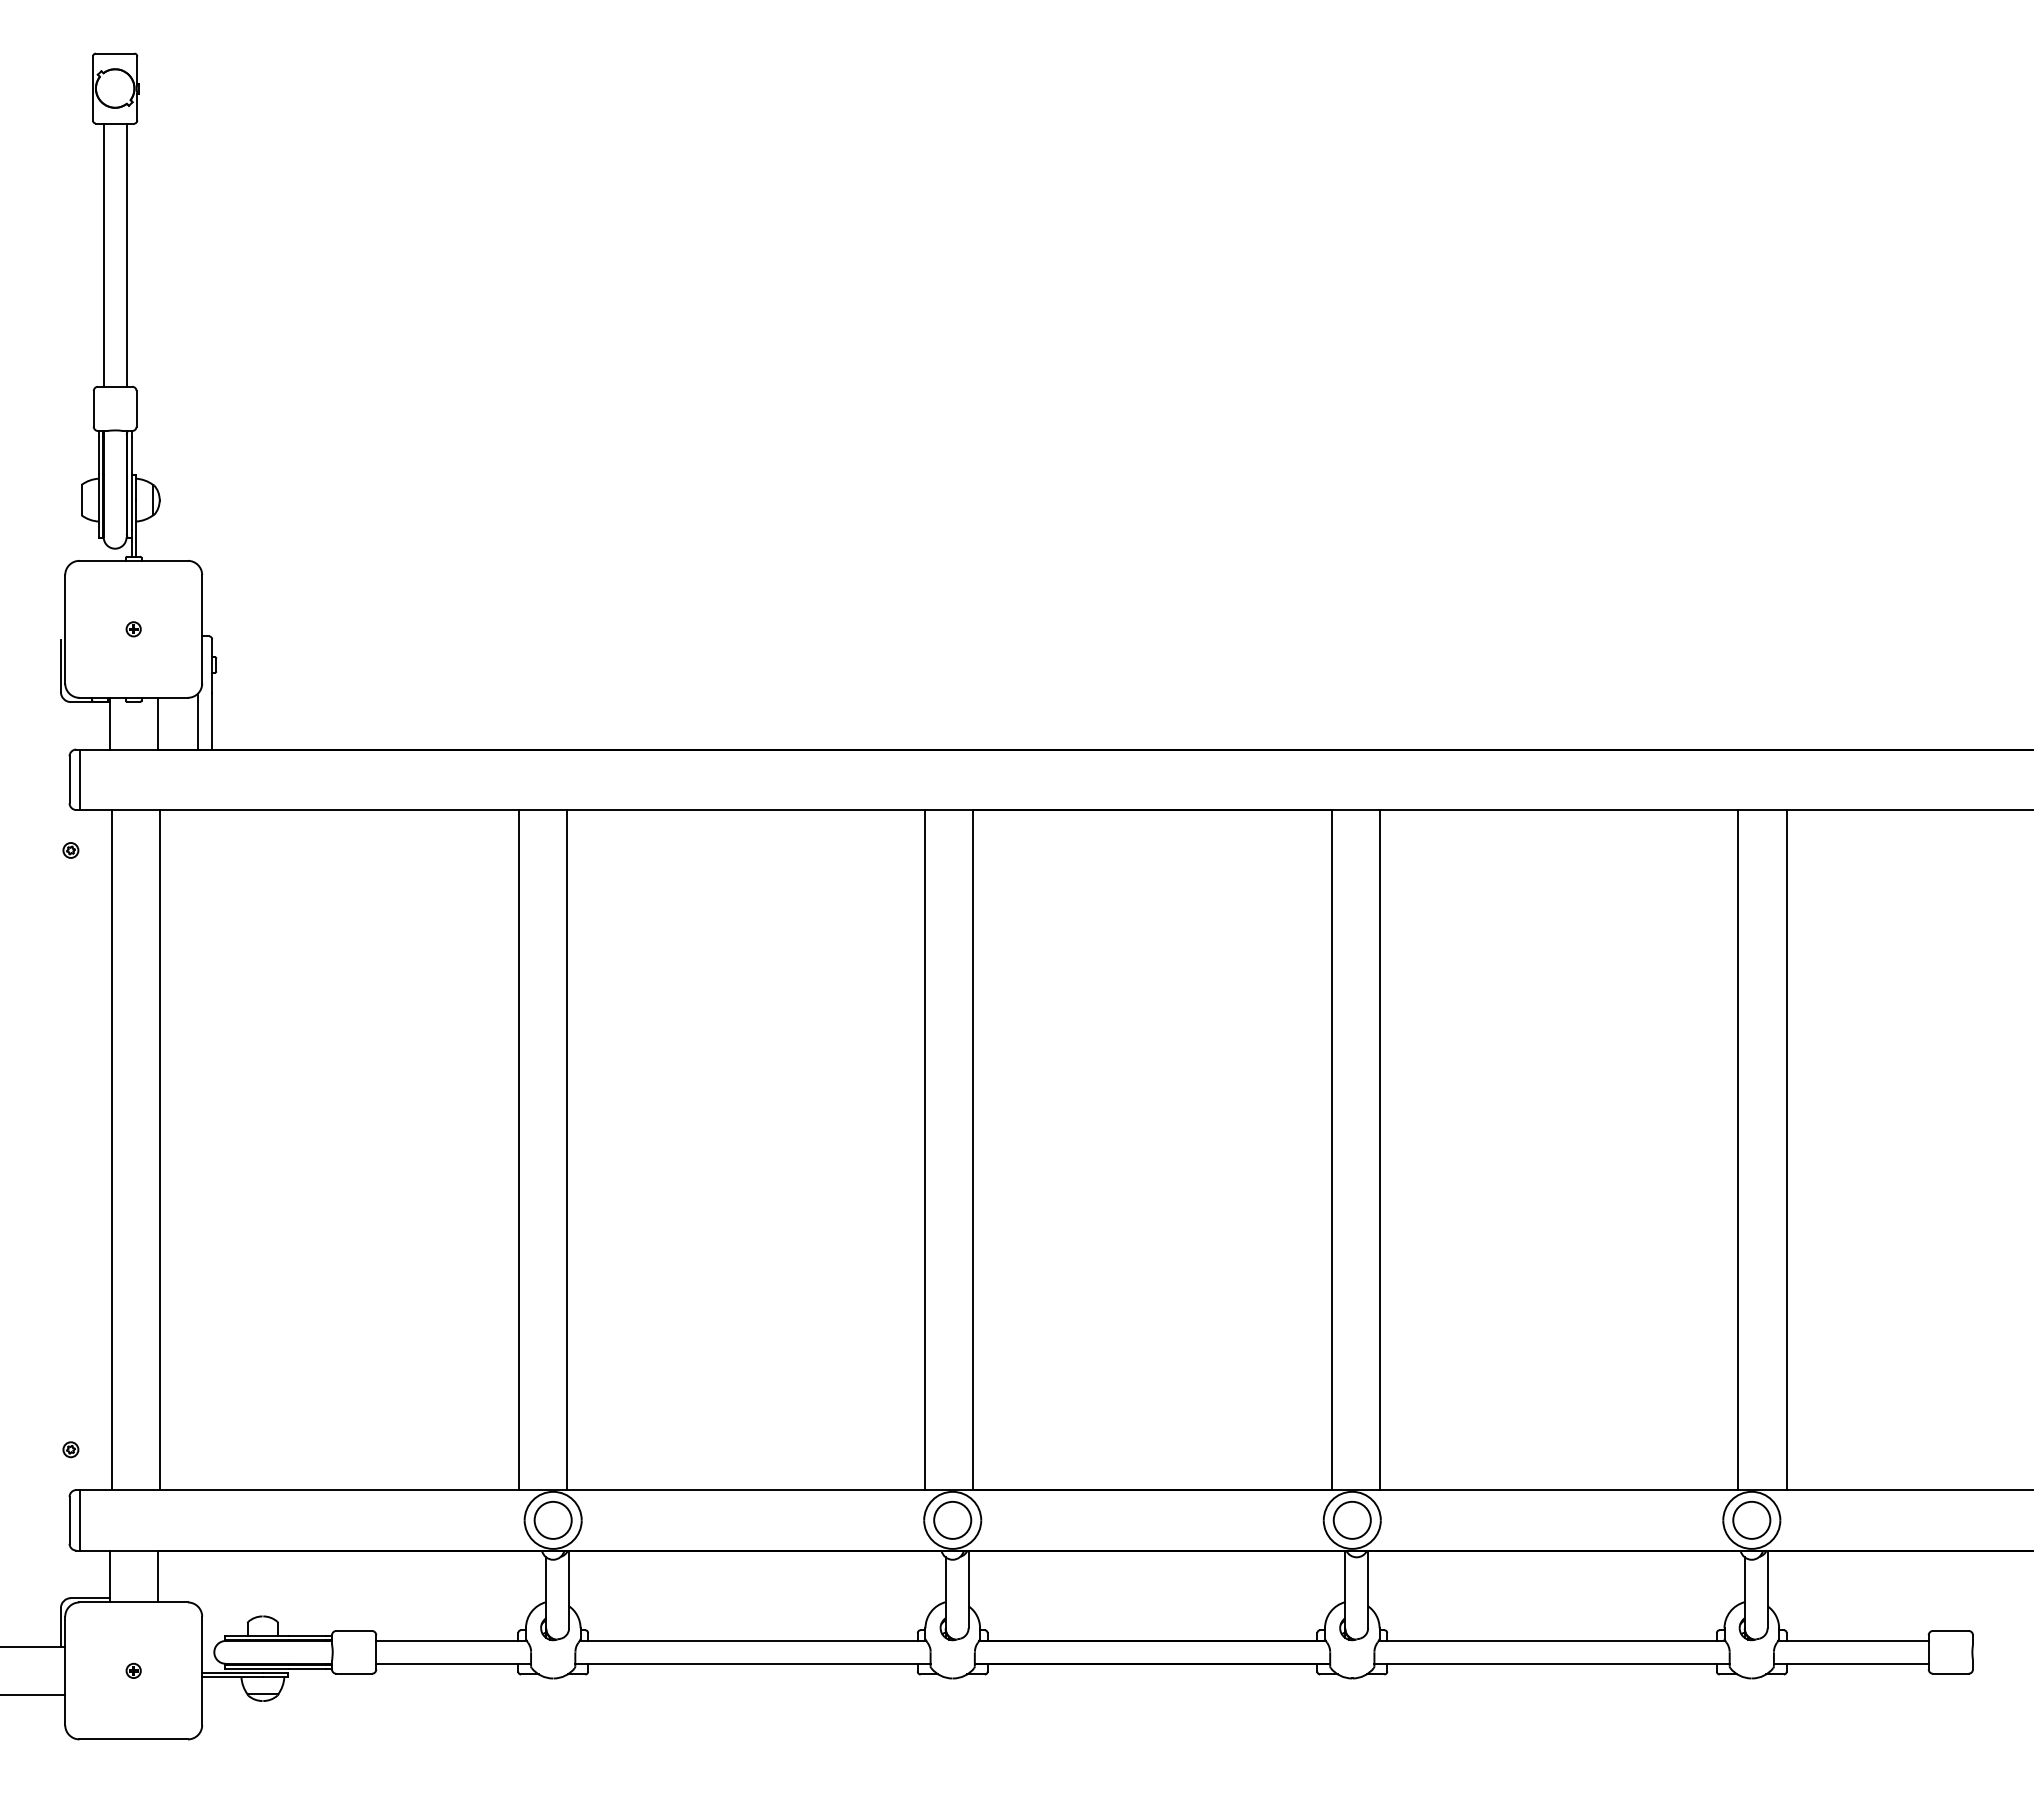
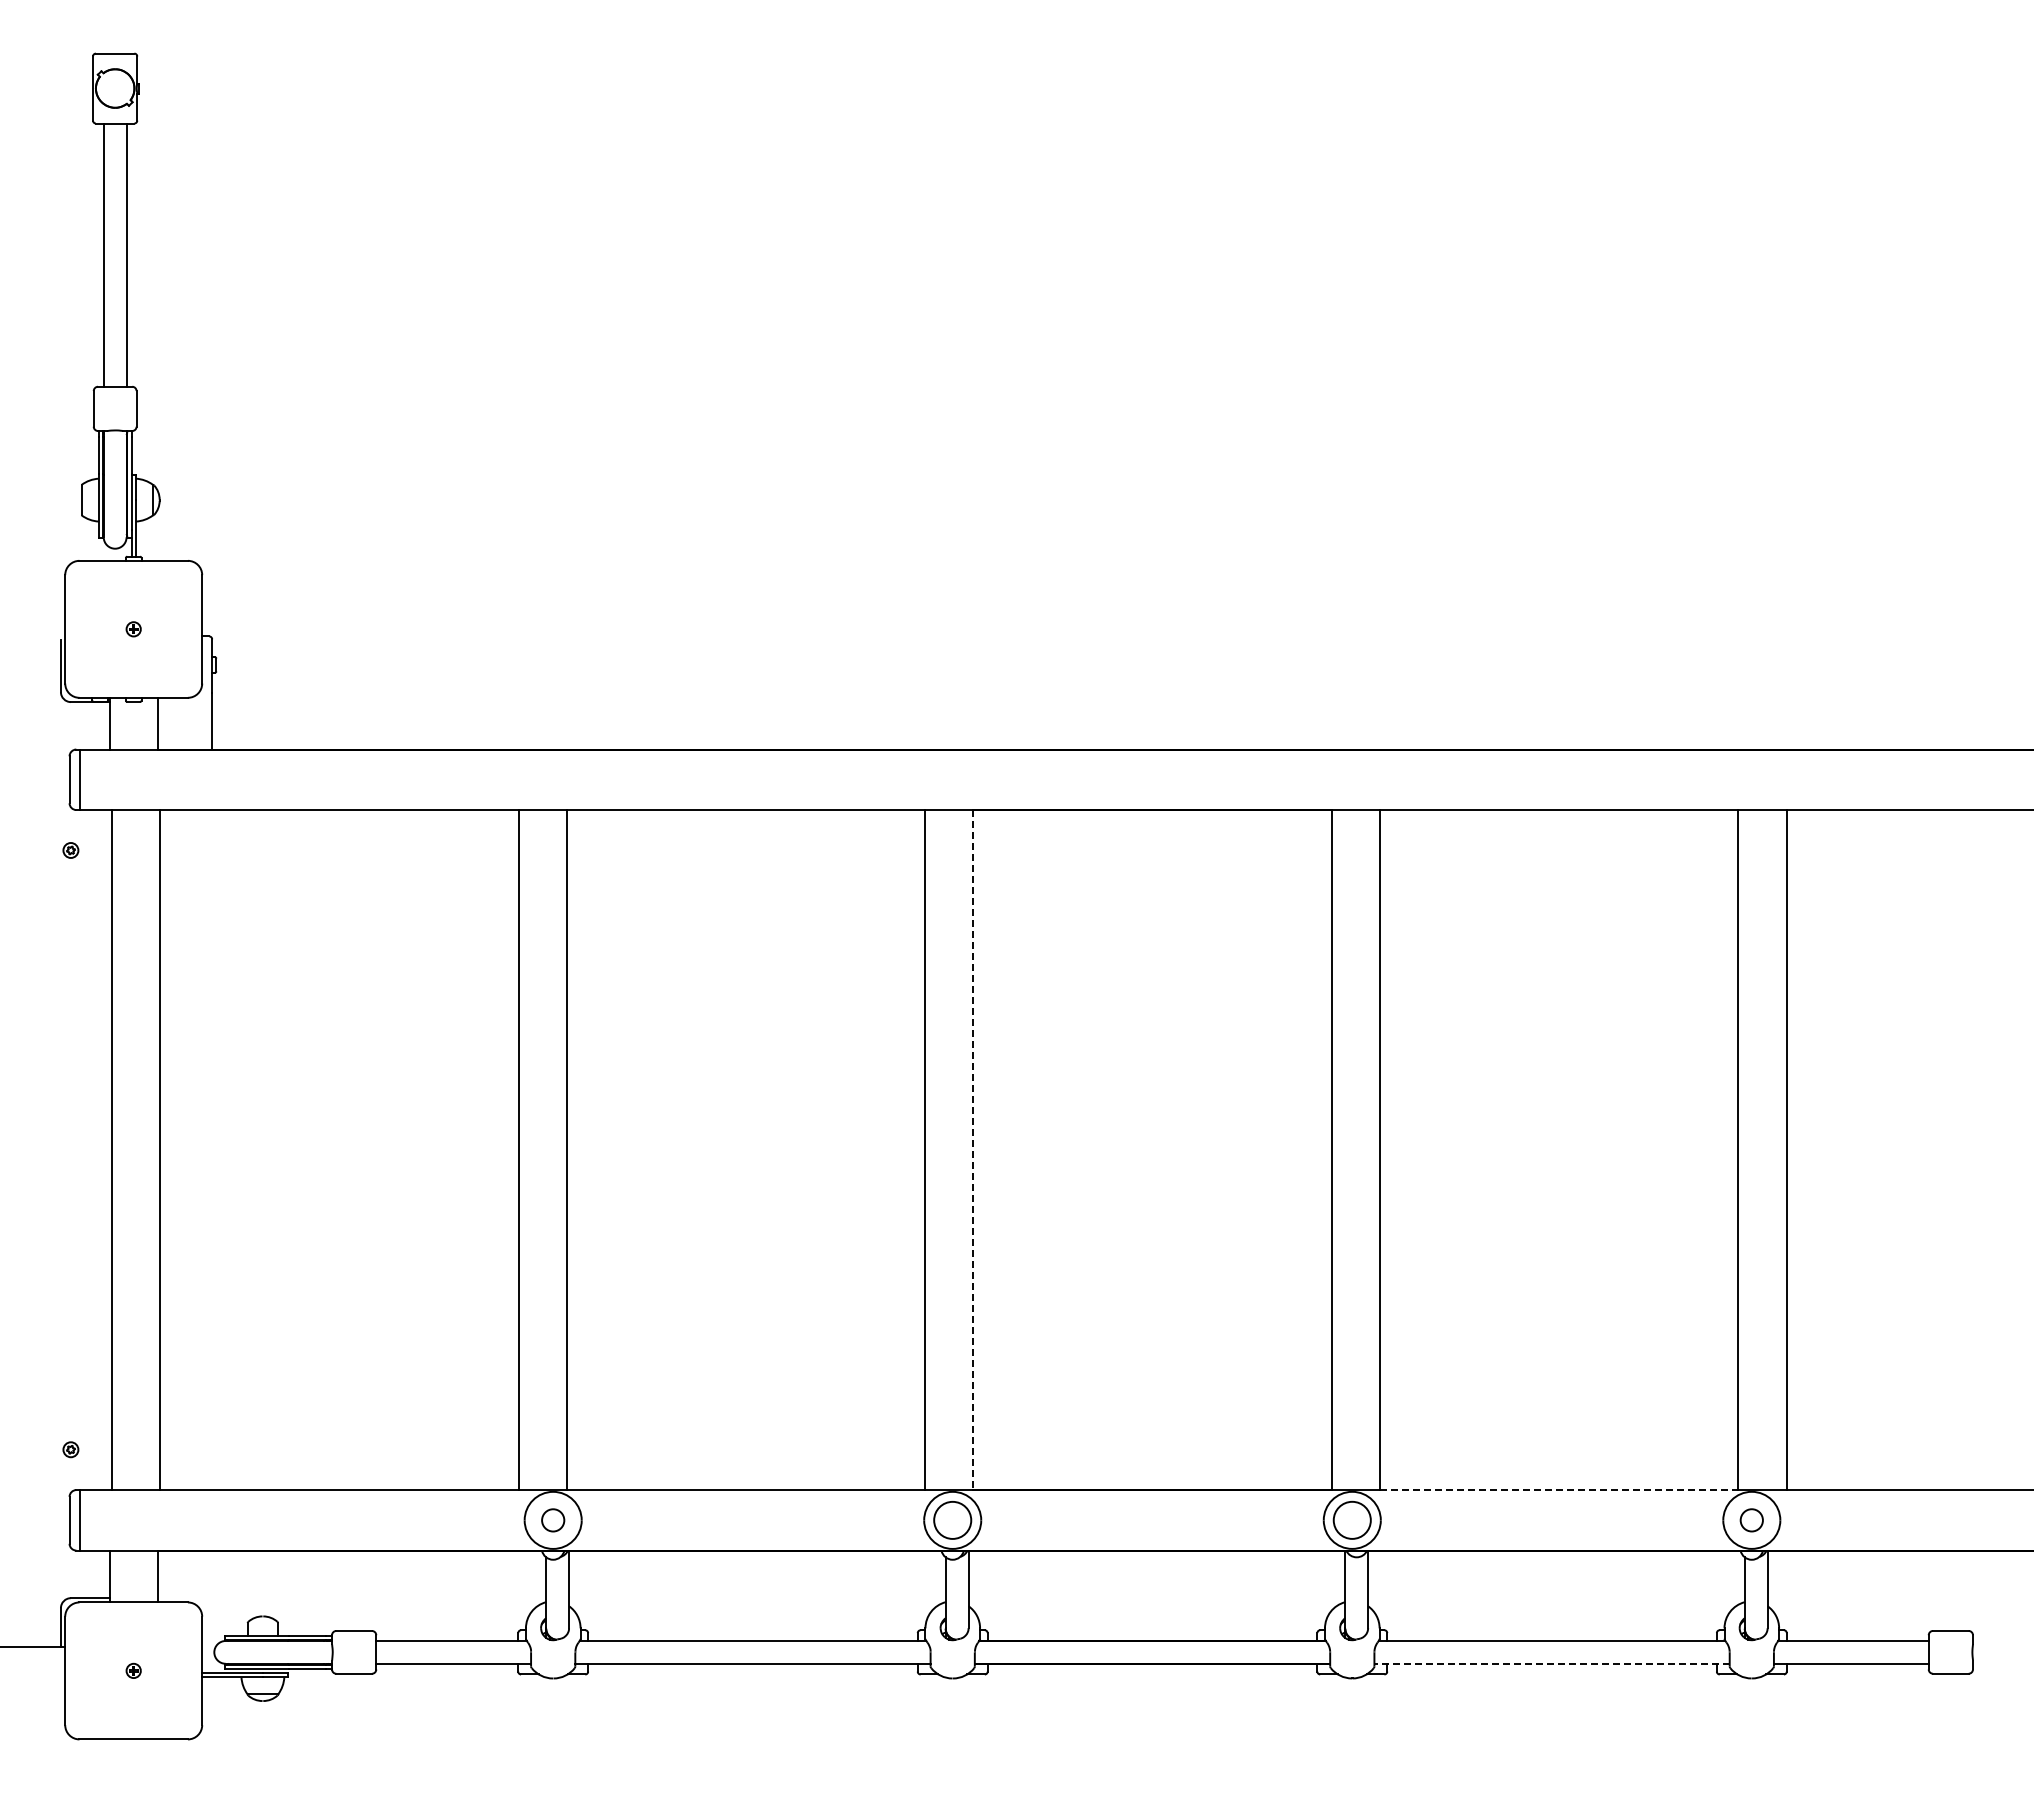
line: present -> none (197, 721)
line: solid -> dashed (973, 1150)
line: solid -> dashed (1559, 1490)
circle diameter: 37 px -> 22 px (553, 1520)
circle diameter: 37 px -> 22 px (1751, 1520)
line: solid -> dashed (1552, 1663)
line: present -> none (33, 1694)
